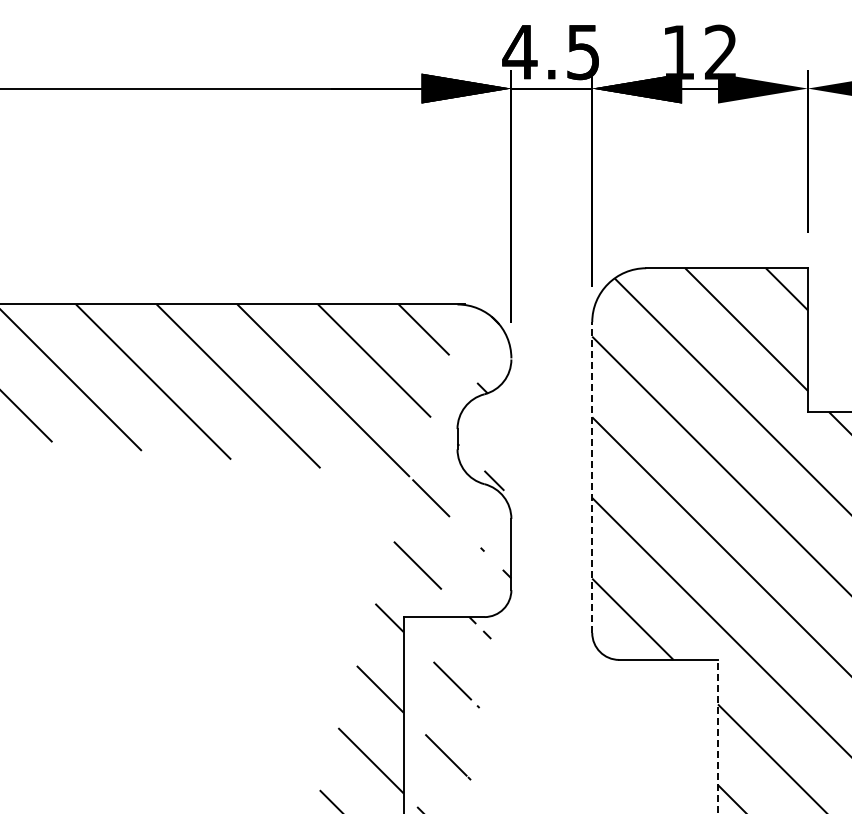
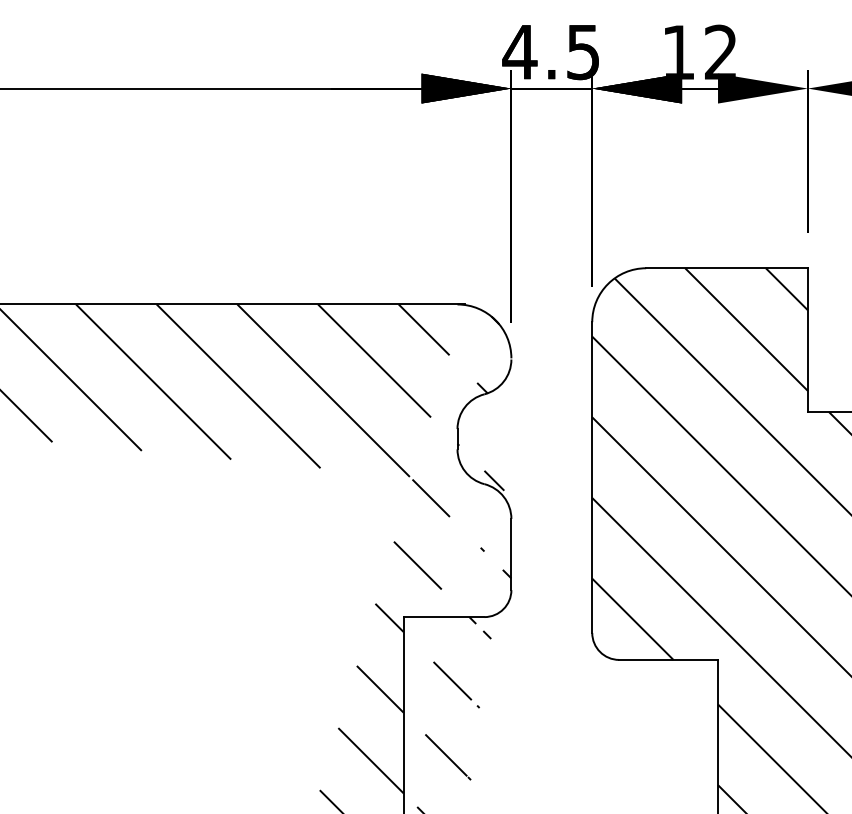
line: dashed -> solid (592, 477)
line: dashed -> solid (718, 736)
